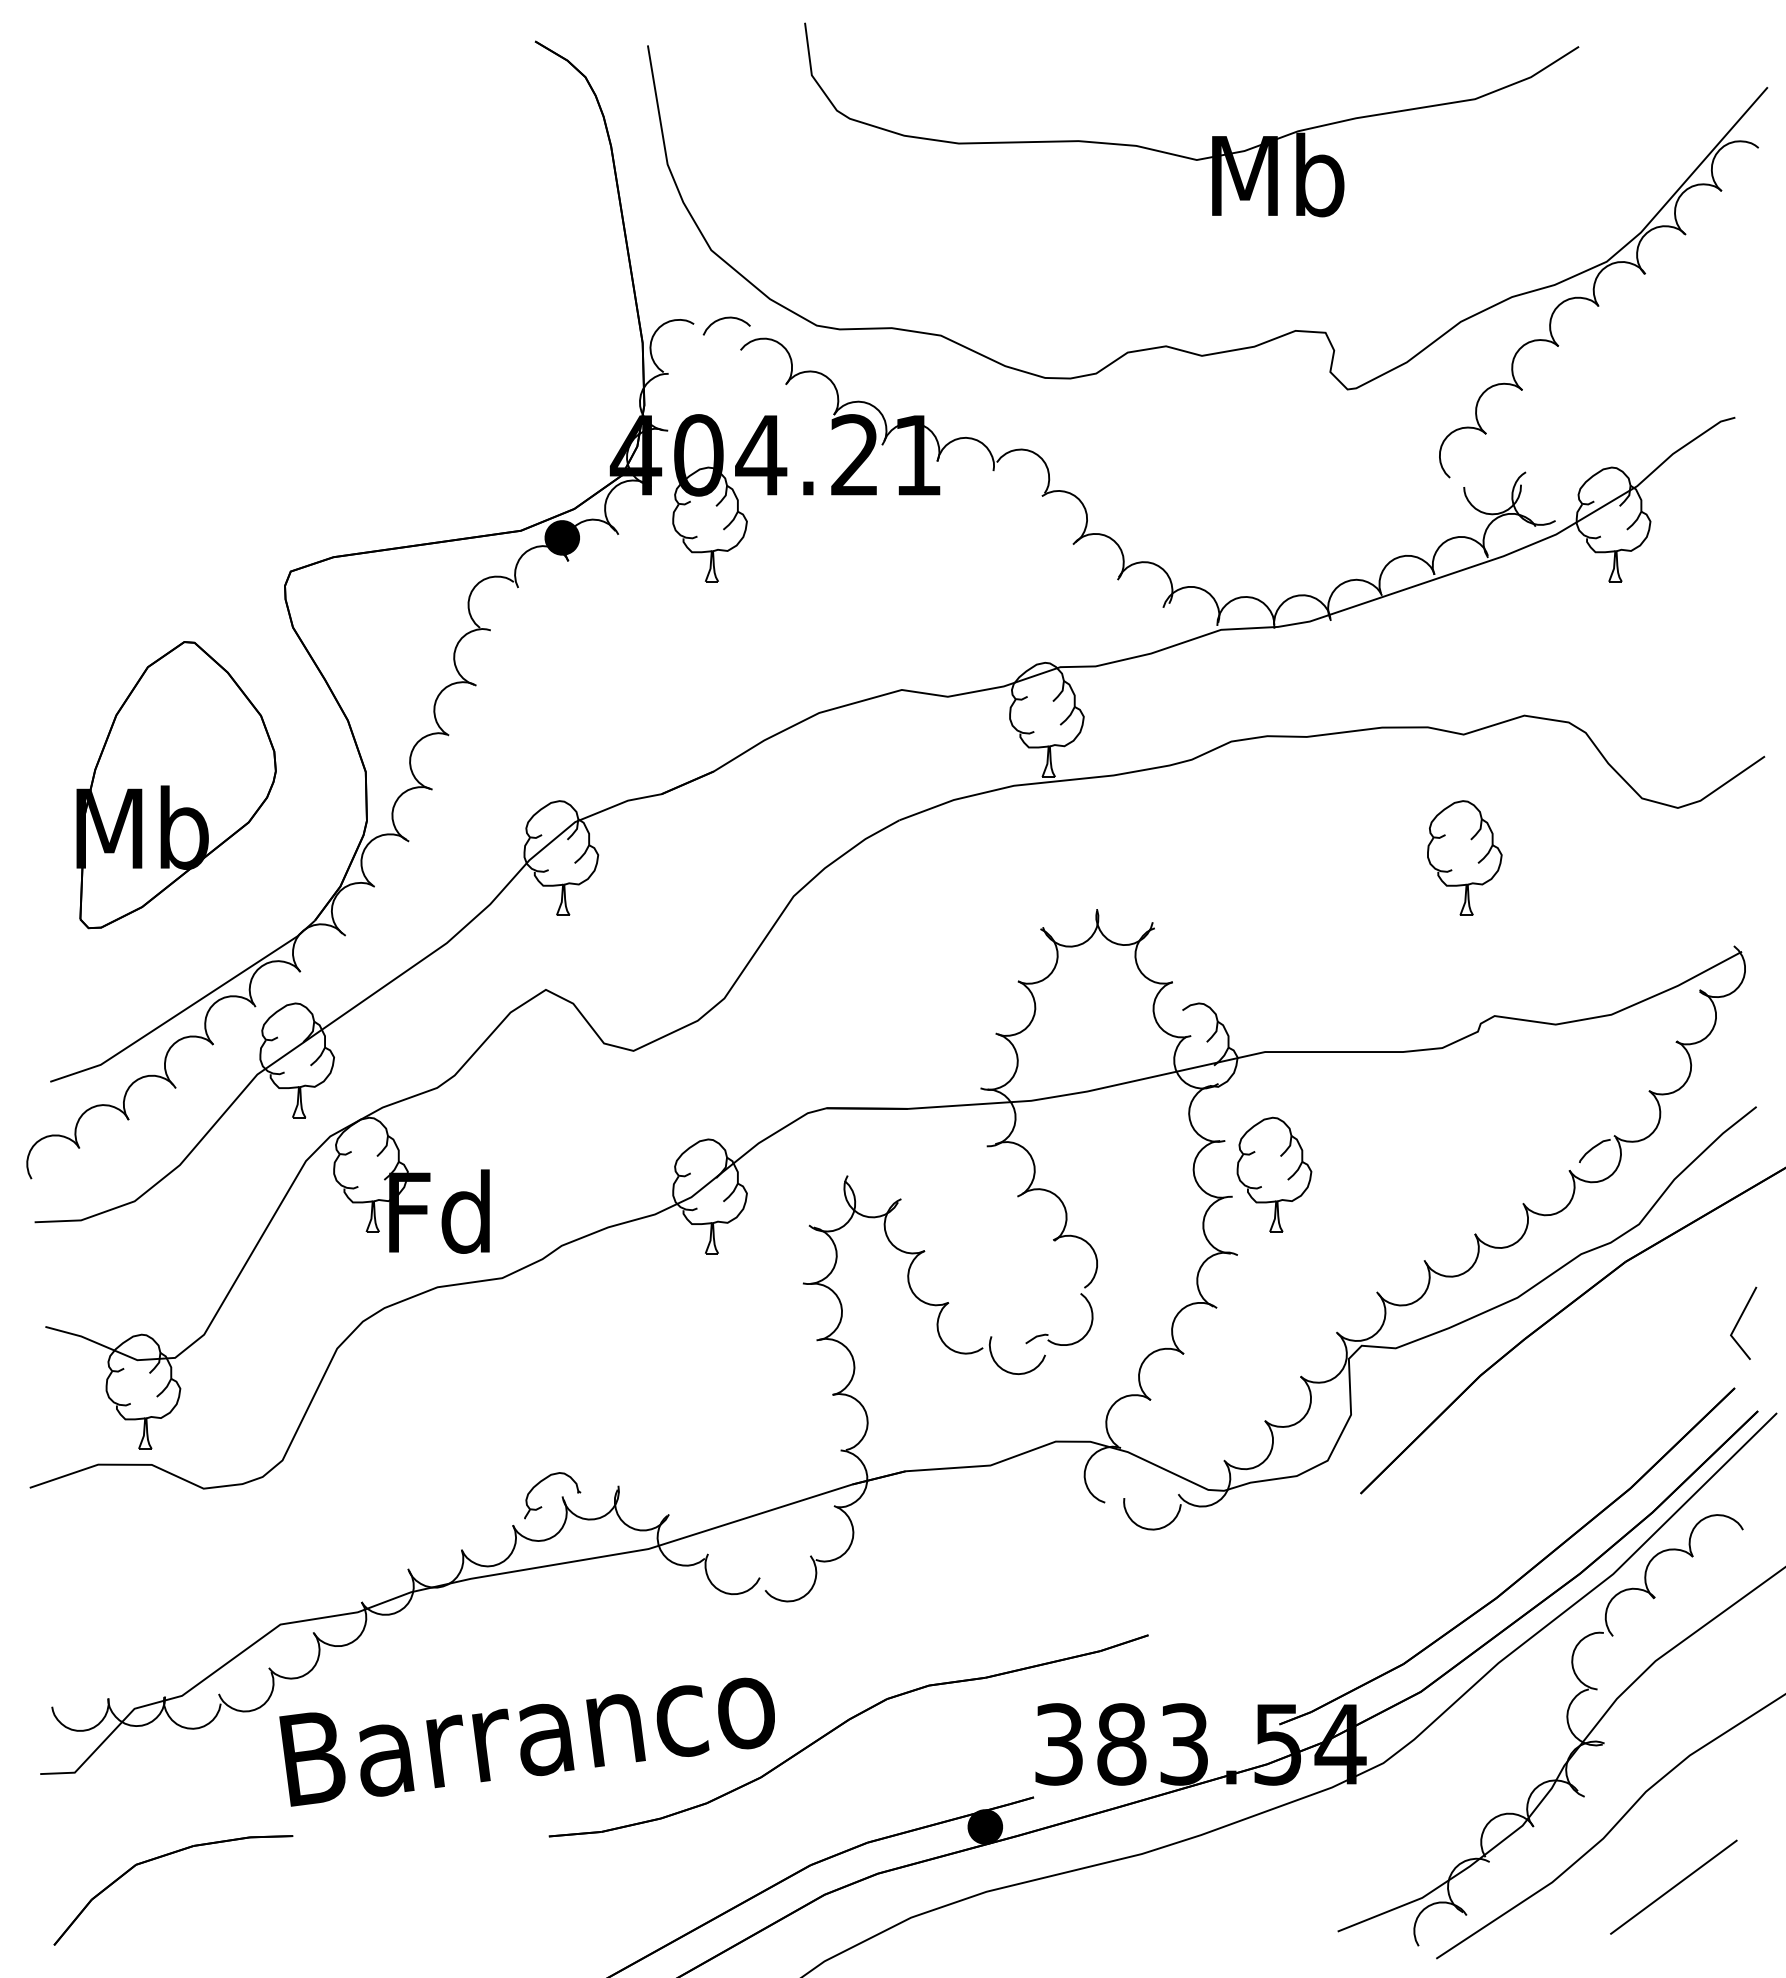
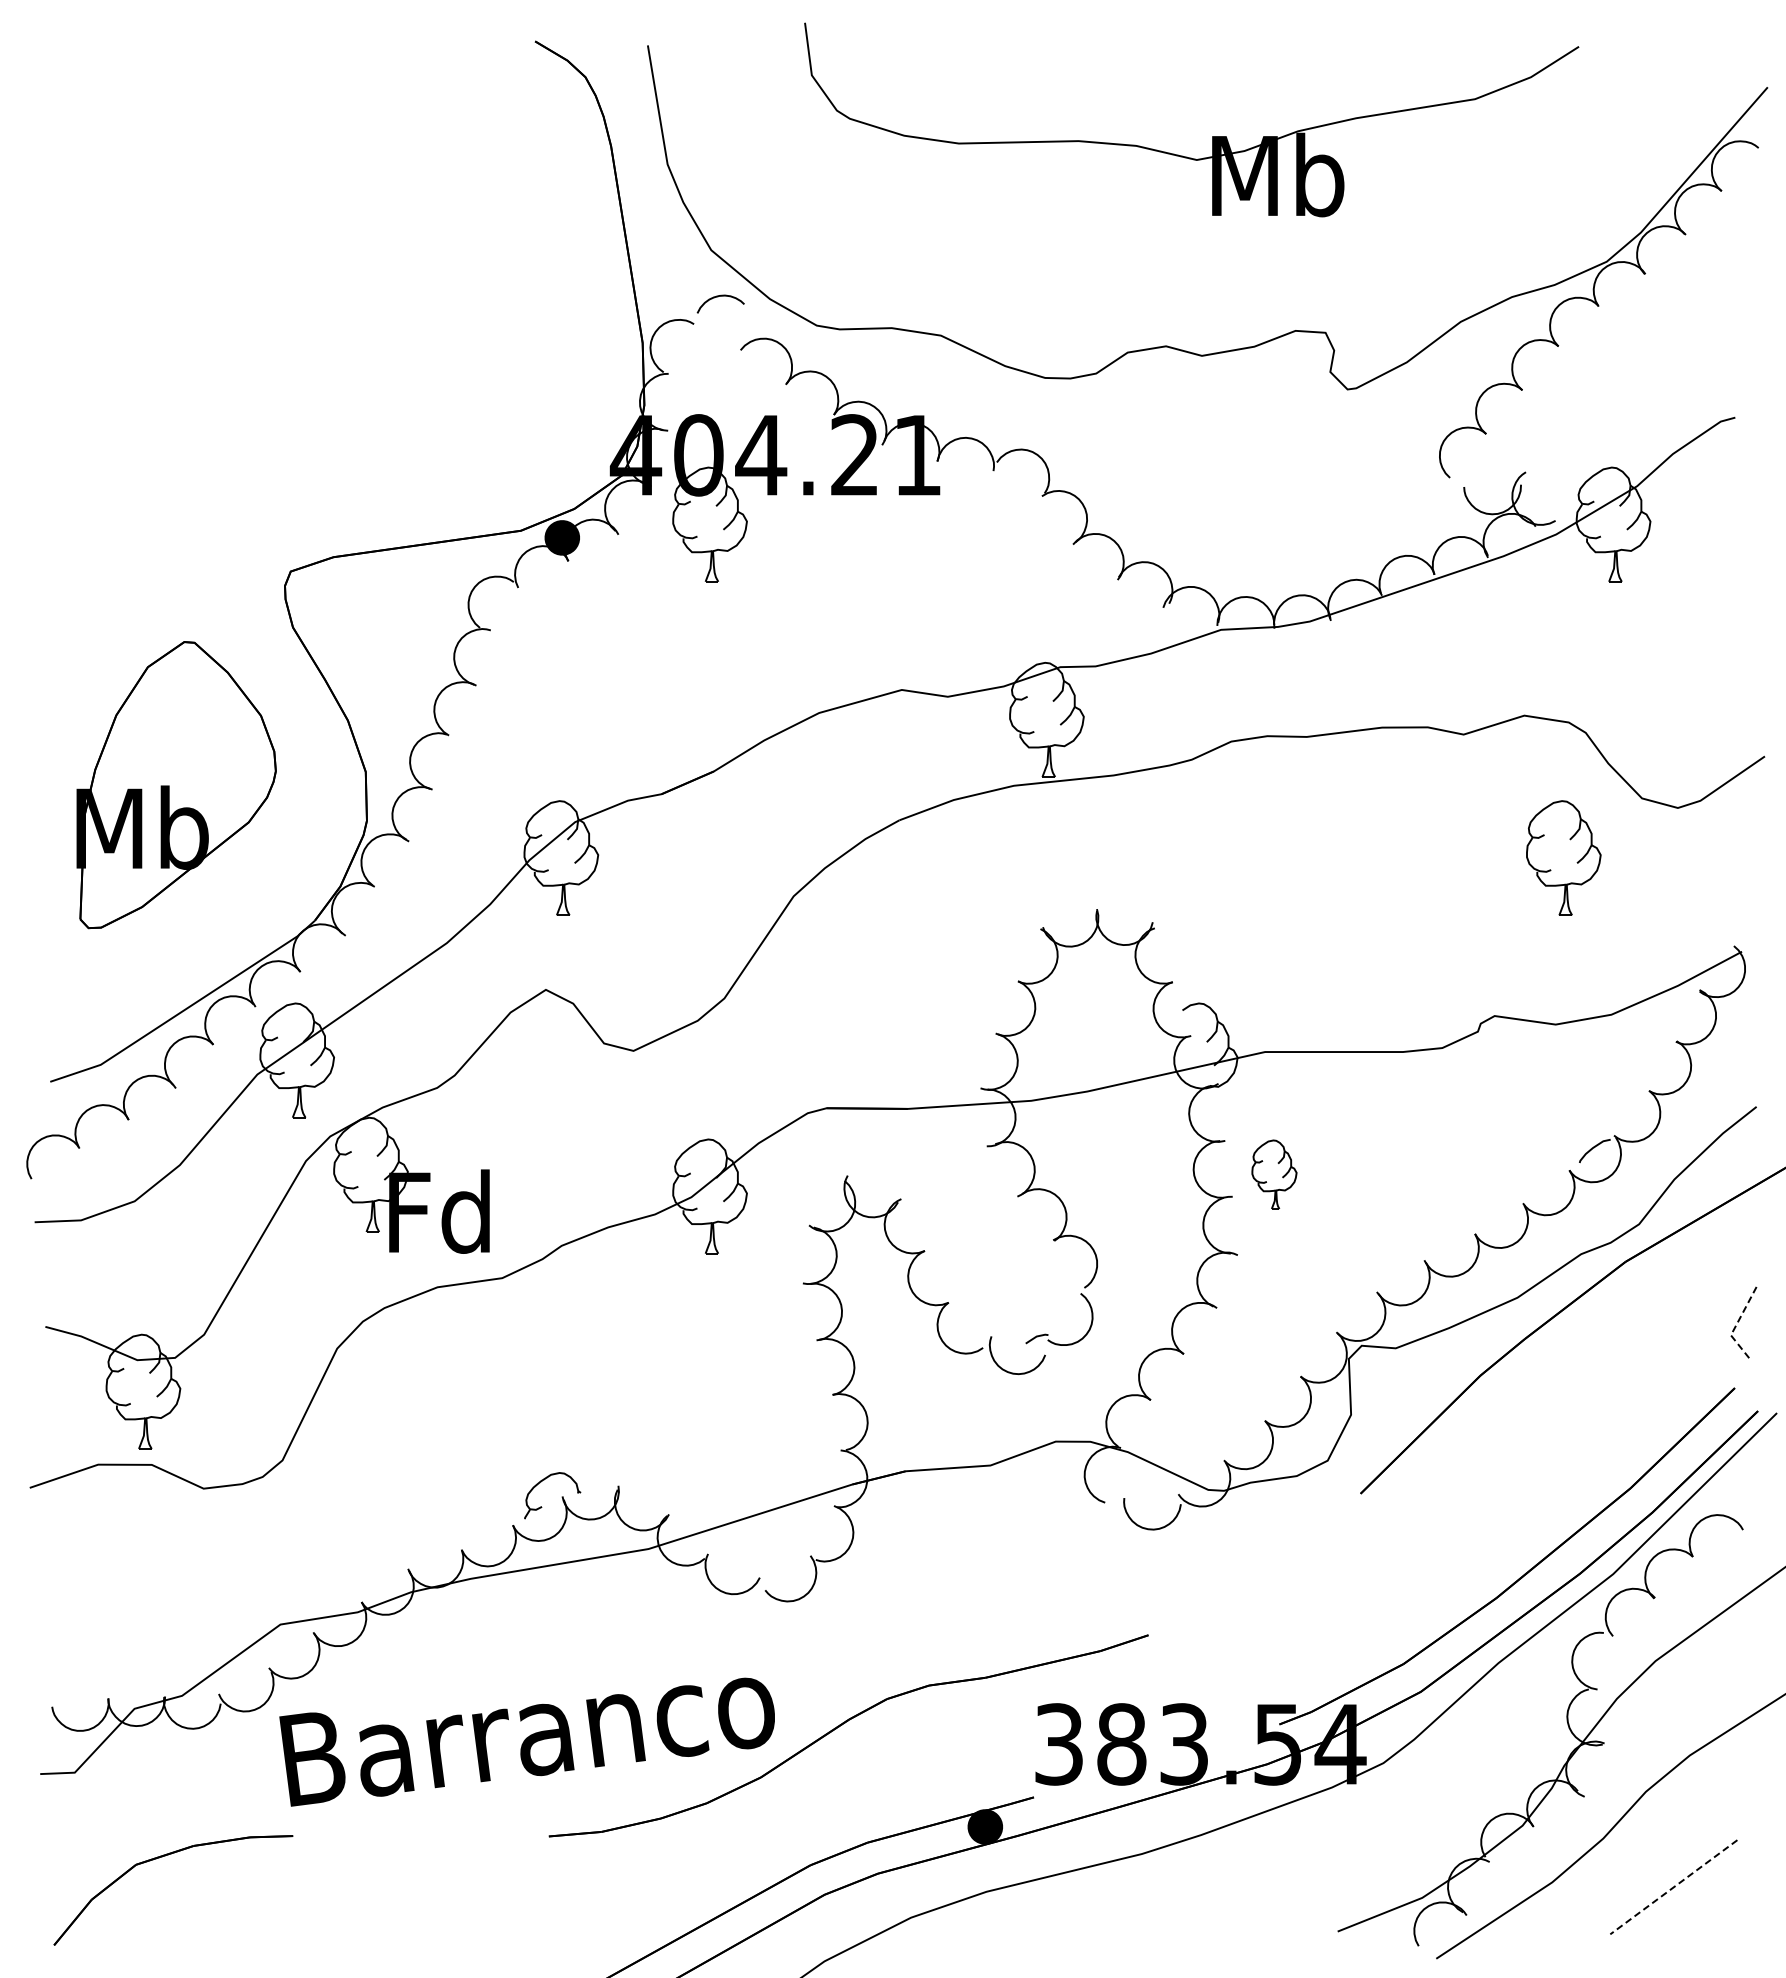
curve position: (724, 319) -> (718, 297) (718, 297)
part position: (1464, 857) -> (1563, 857) (1563, 857)
part size: 77x117 px -> 47x71 px (1274, 1174)
line: solid -> dashed (1736, 1325)
line: solid -> dashed (1673, 1887)
